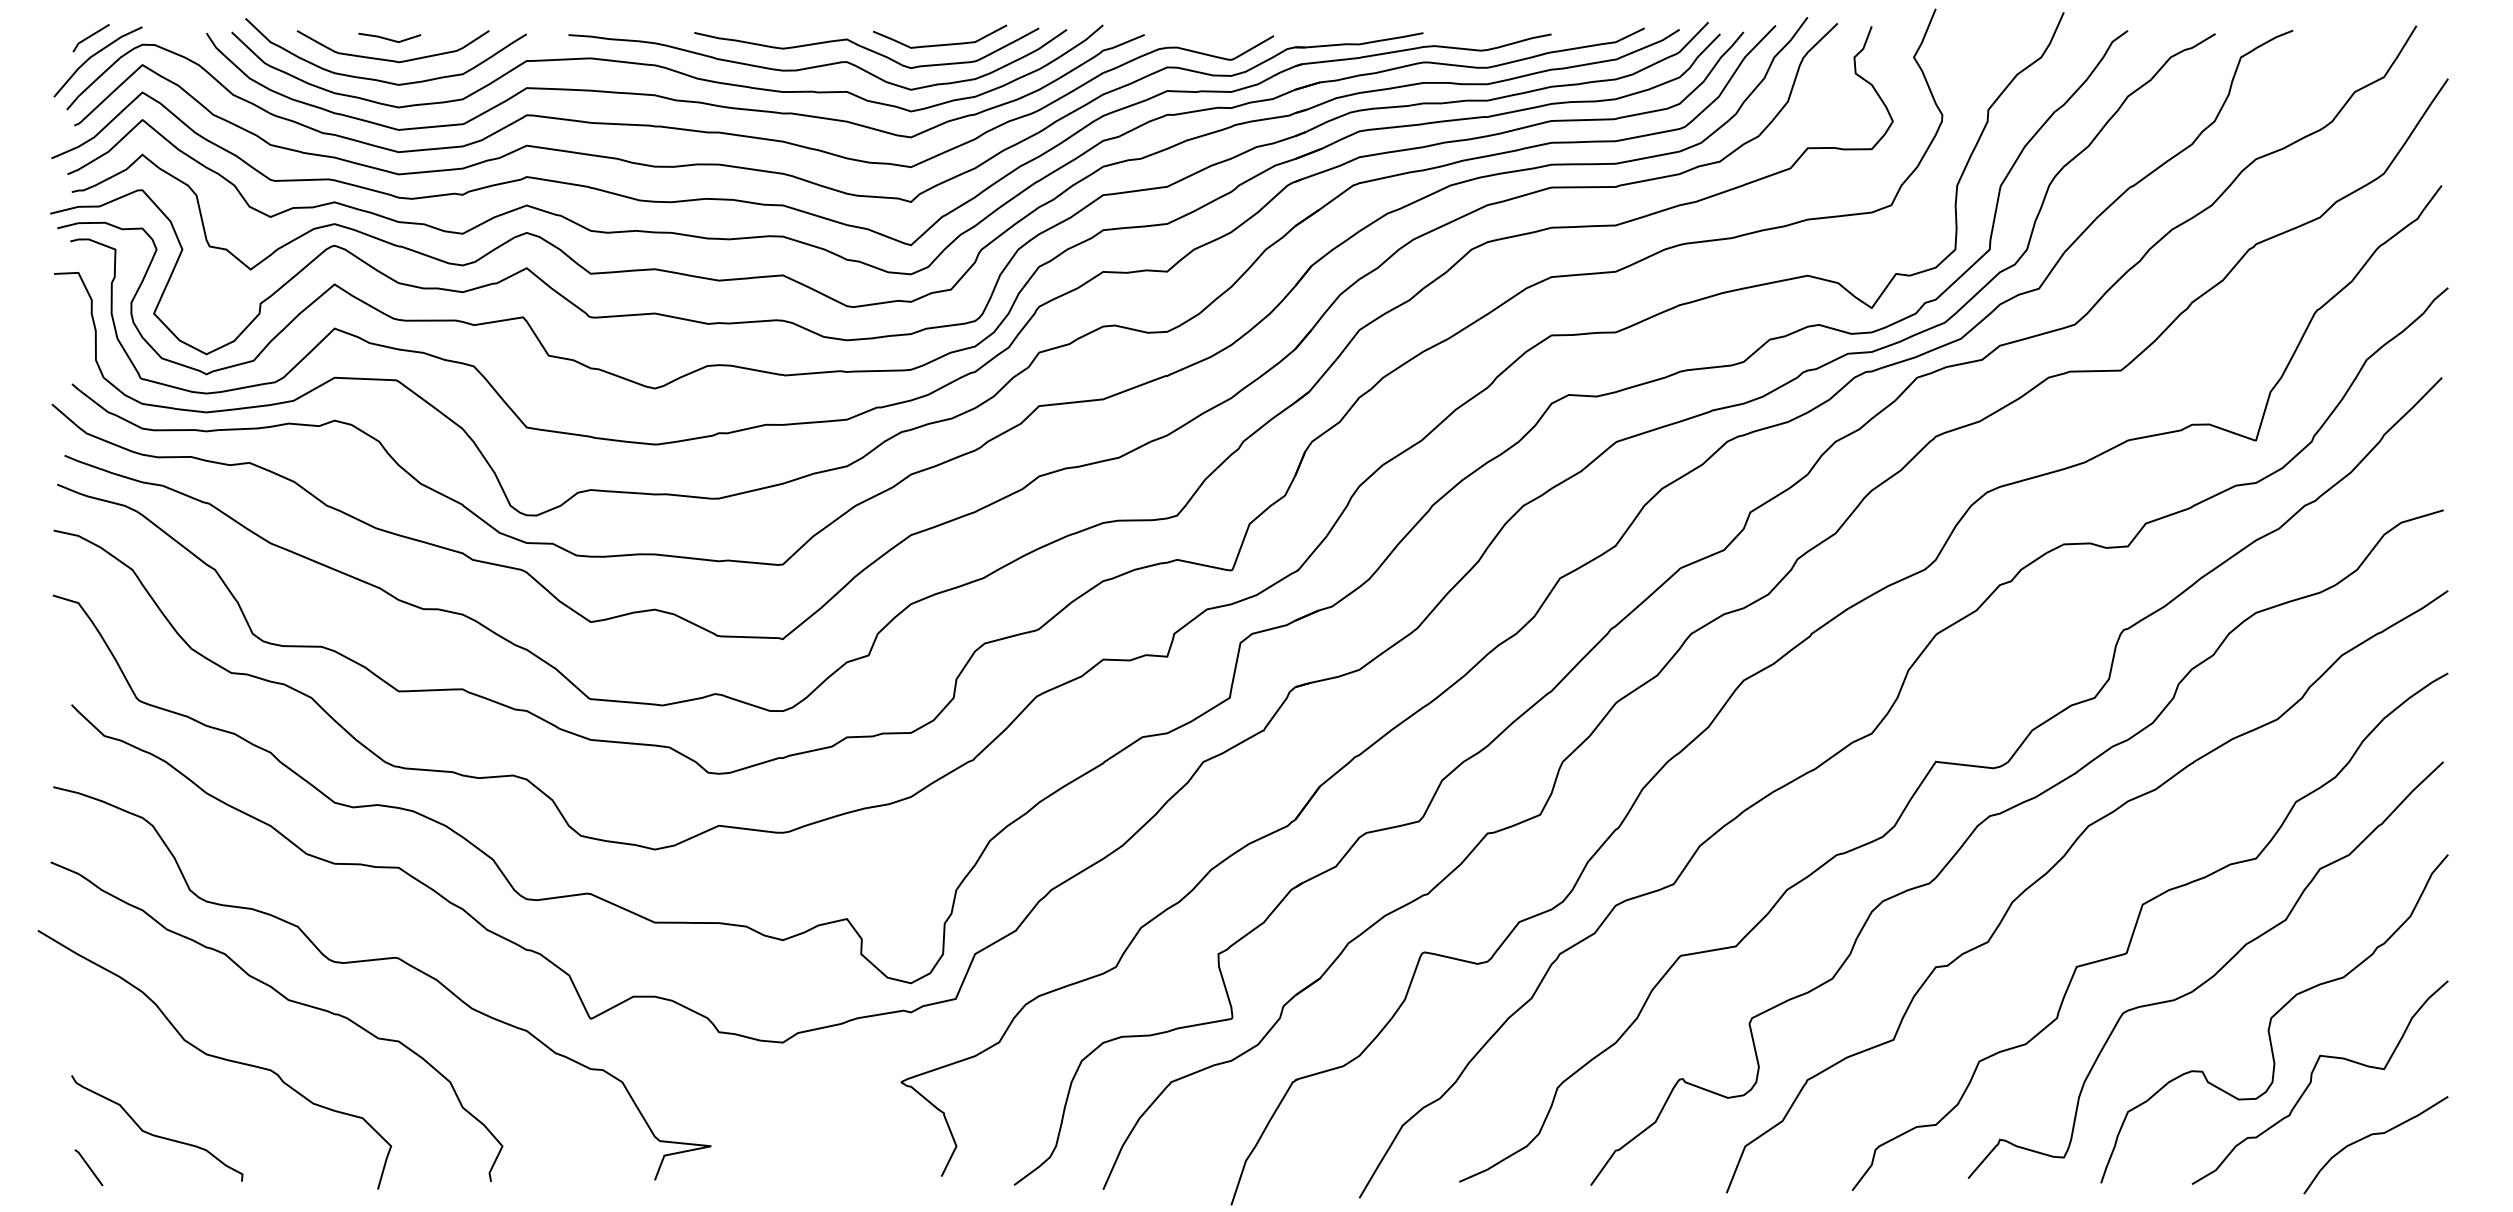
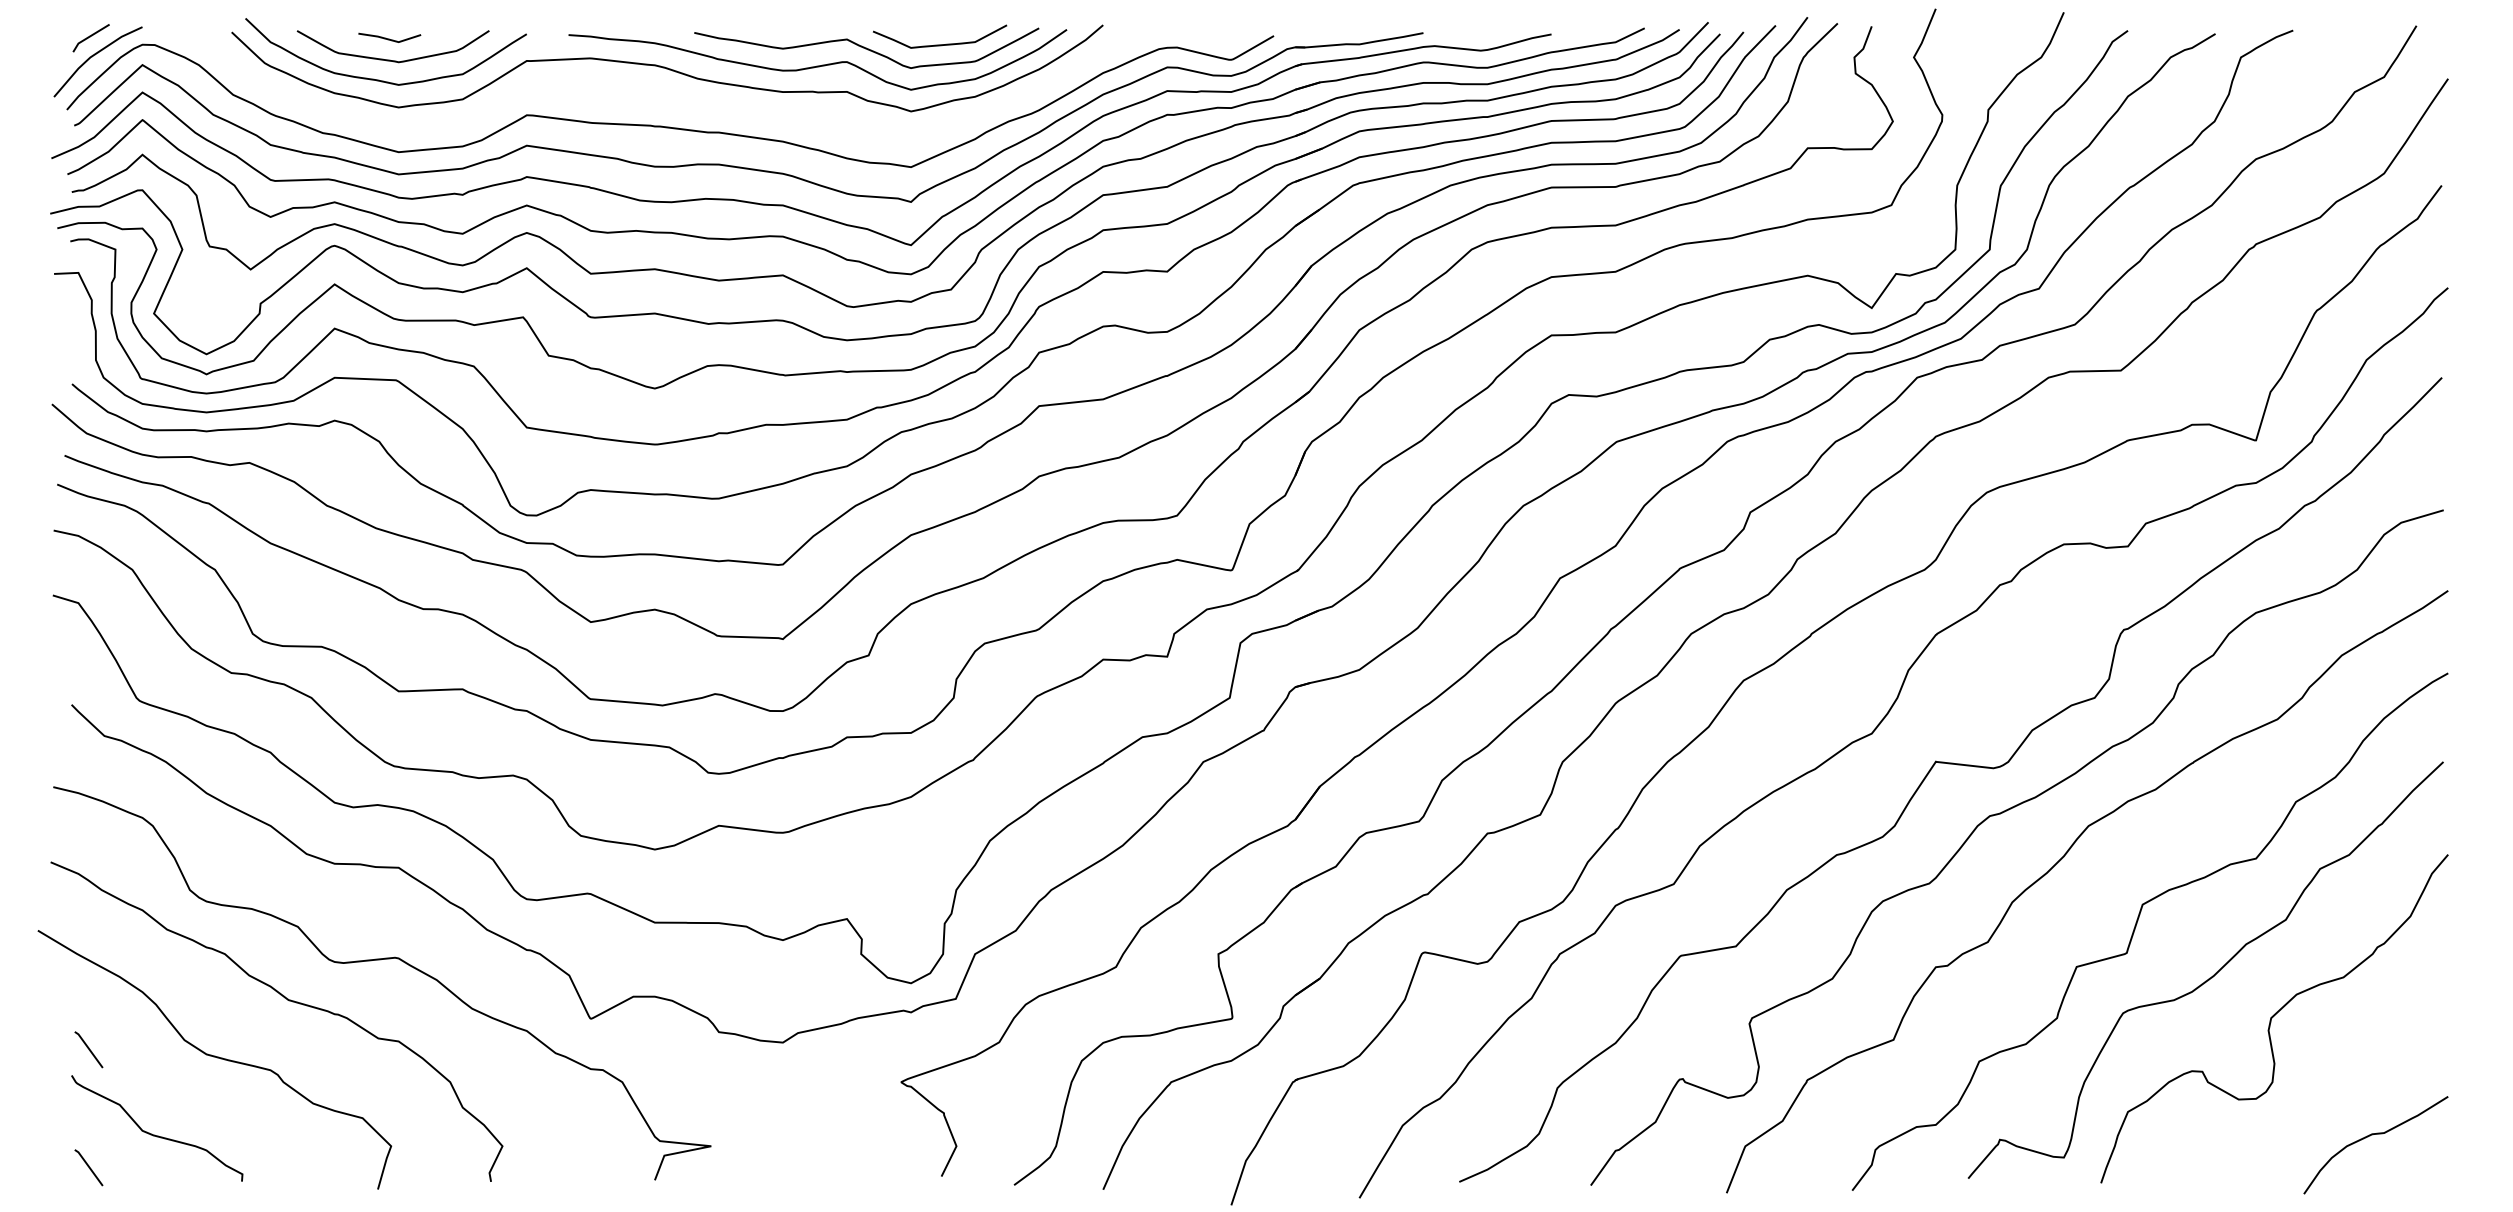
curve: present -> none (673, 98)
line: none -> present (88, 1049)
curve: present -> none (2311, 1082)
